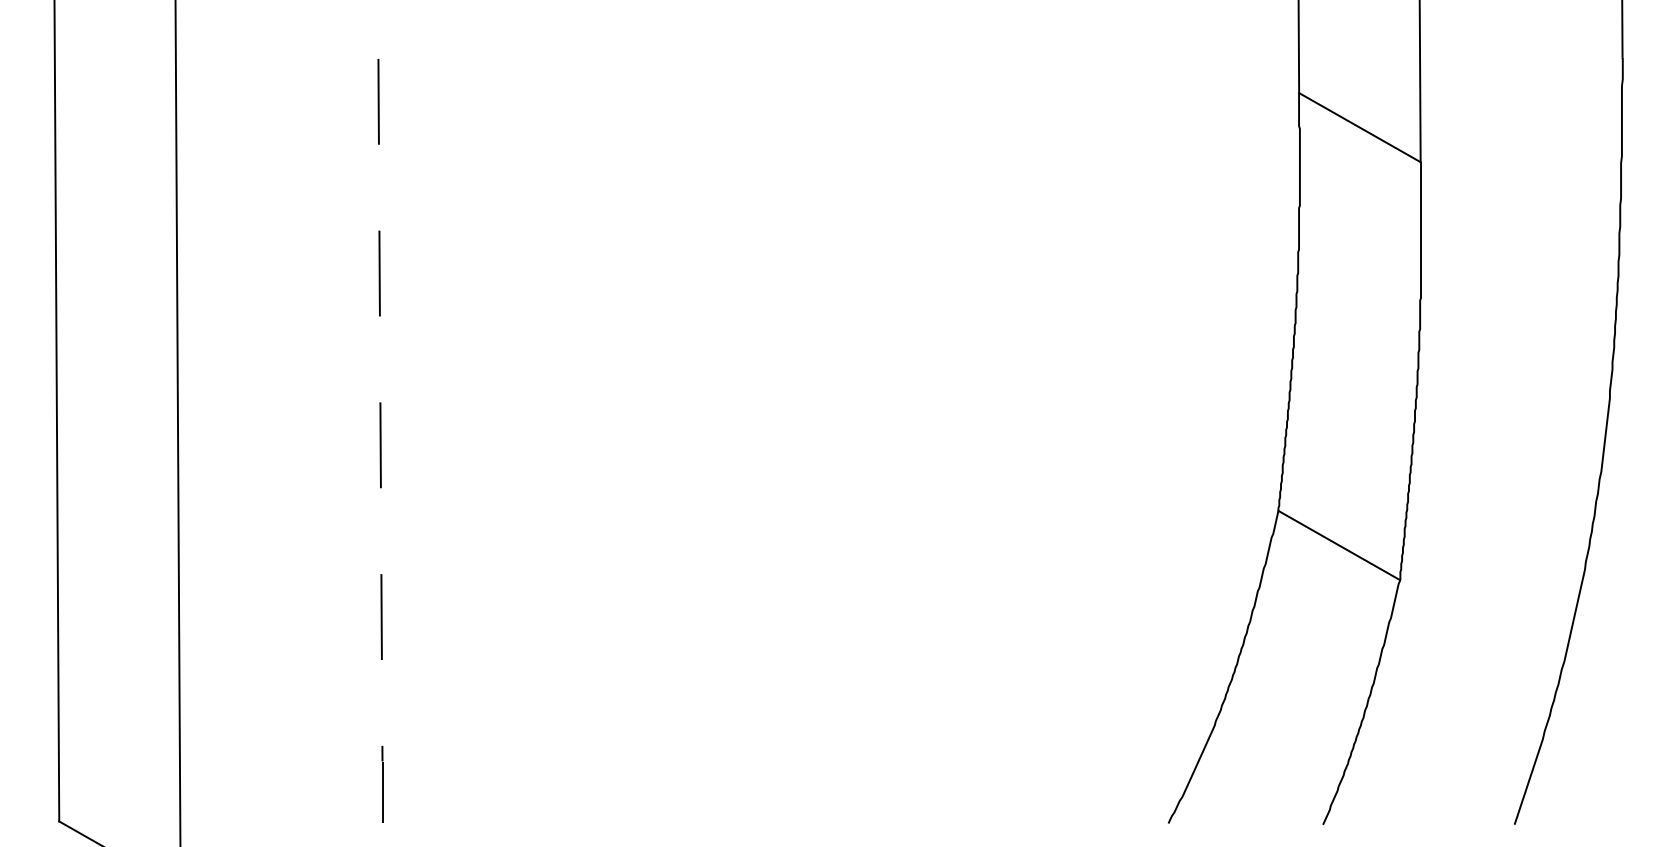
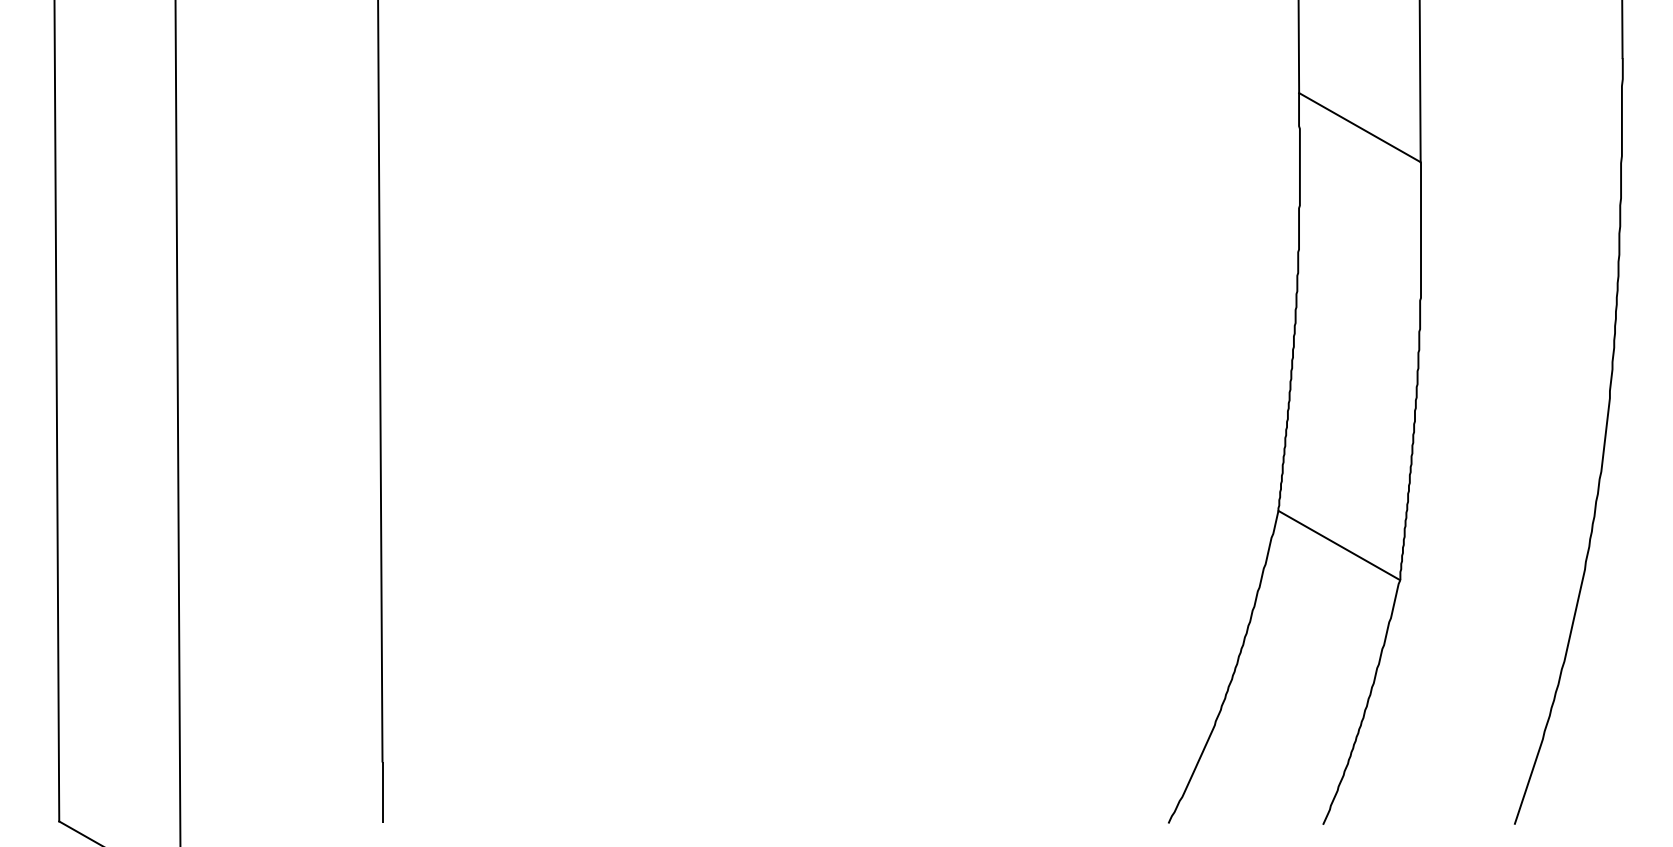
line: dashed -> solid (380, 381)
